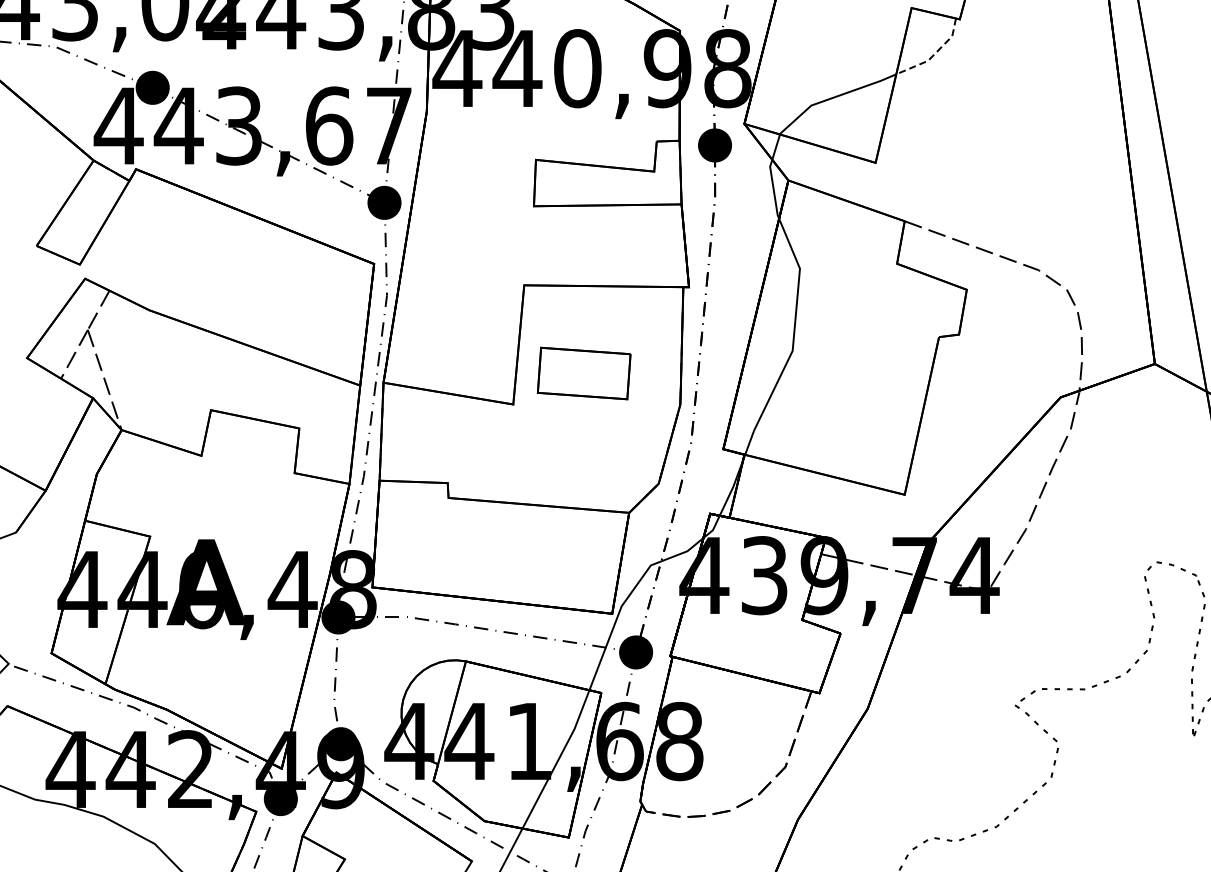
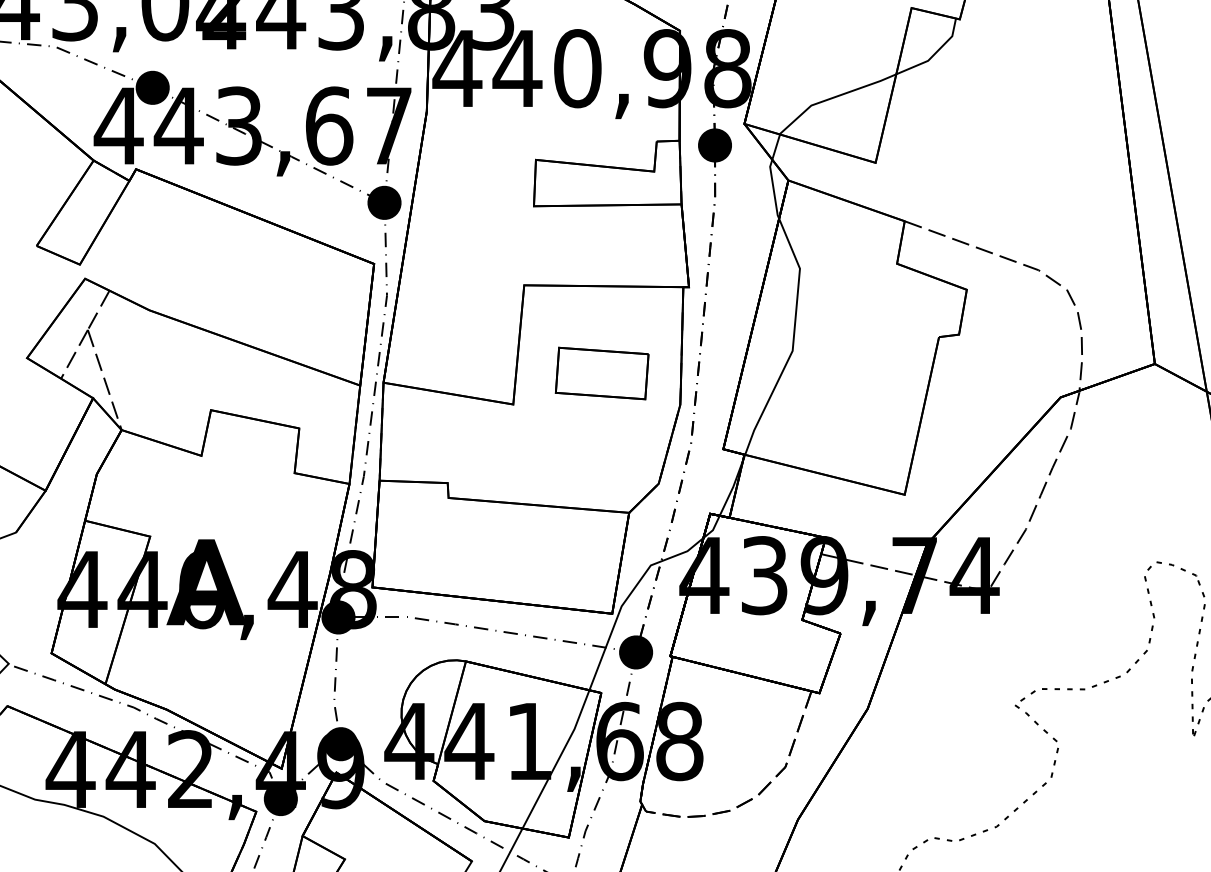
line: dashed -> solid (934, 54)
part position: (583, 373) -> (601, 373) (601, 373)
